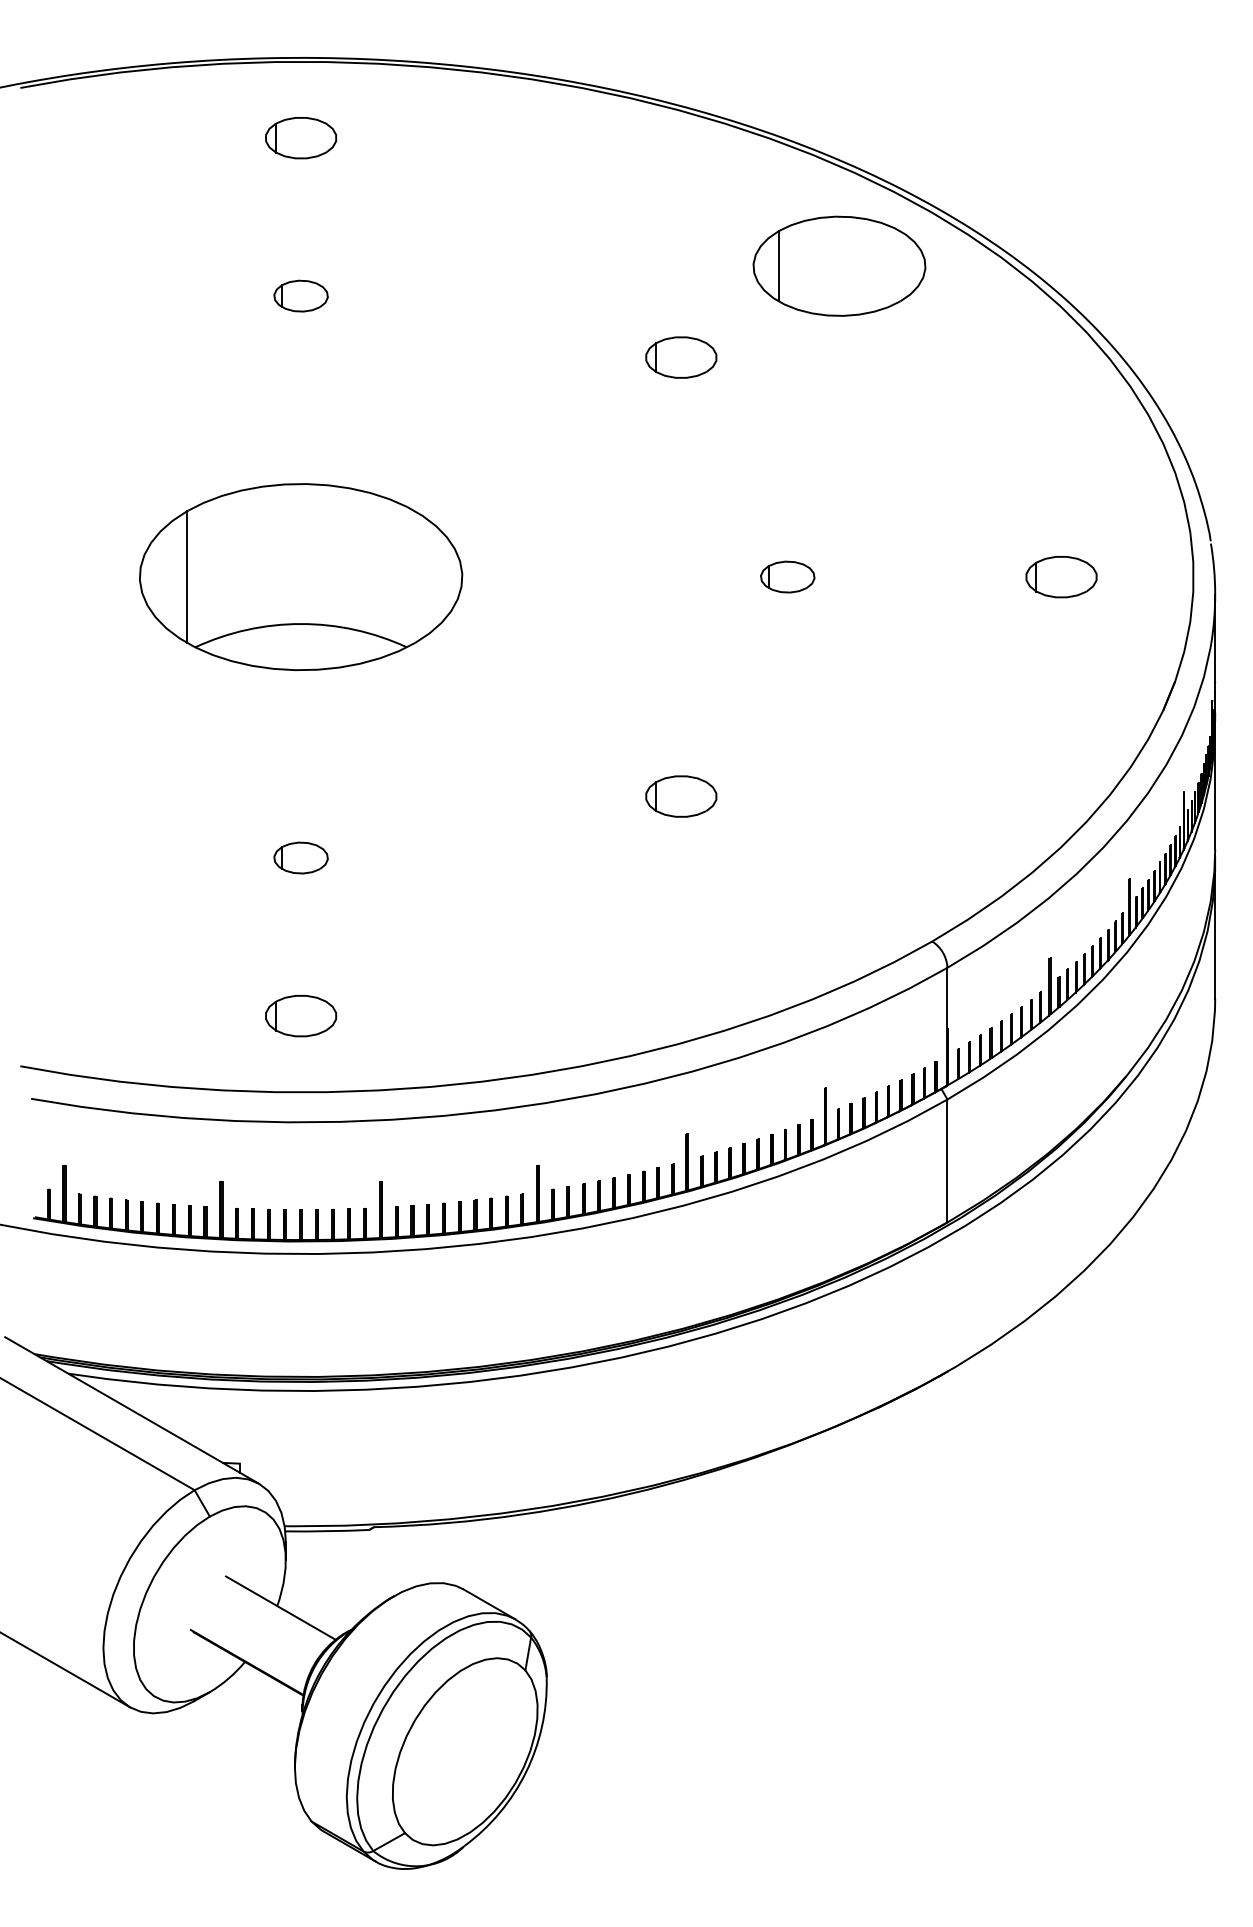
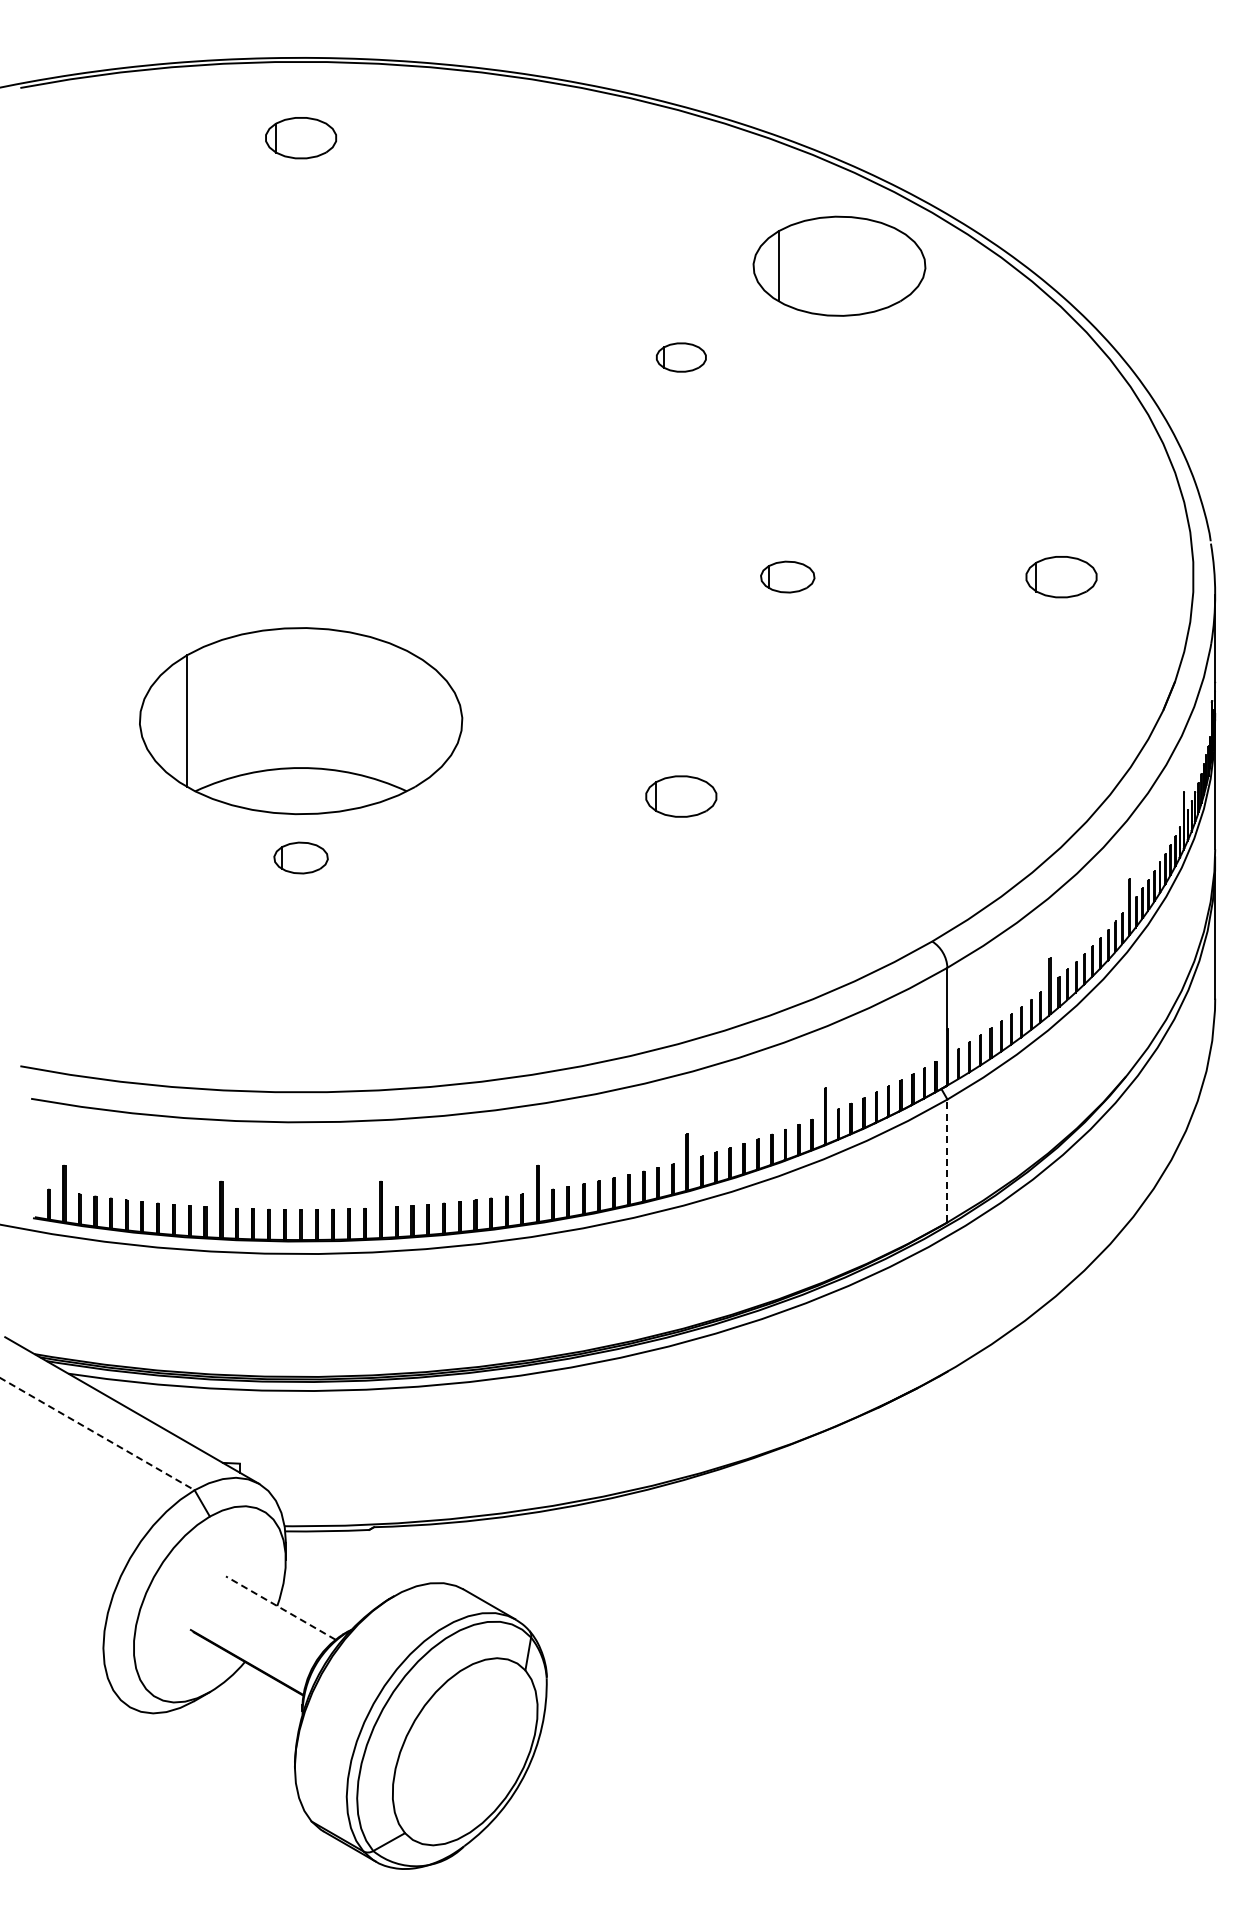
part: present -> none (300, 295)
part size: 73x43 px -> 51x31 px (681, 357)
part position: (301, 577) -> (301, 721) (301, 721)
part: present -> none (301, 1016)
line: solid -> dashed (947, 1160)
line: solid -> dashed (97, 1434)
line: solid -> dashed (280, 1607)
line: present -> none (66, 1670)
